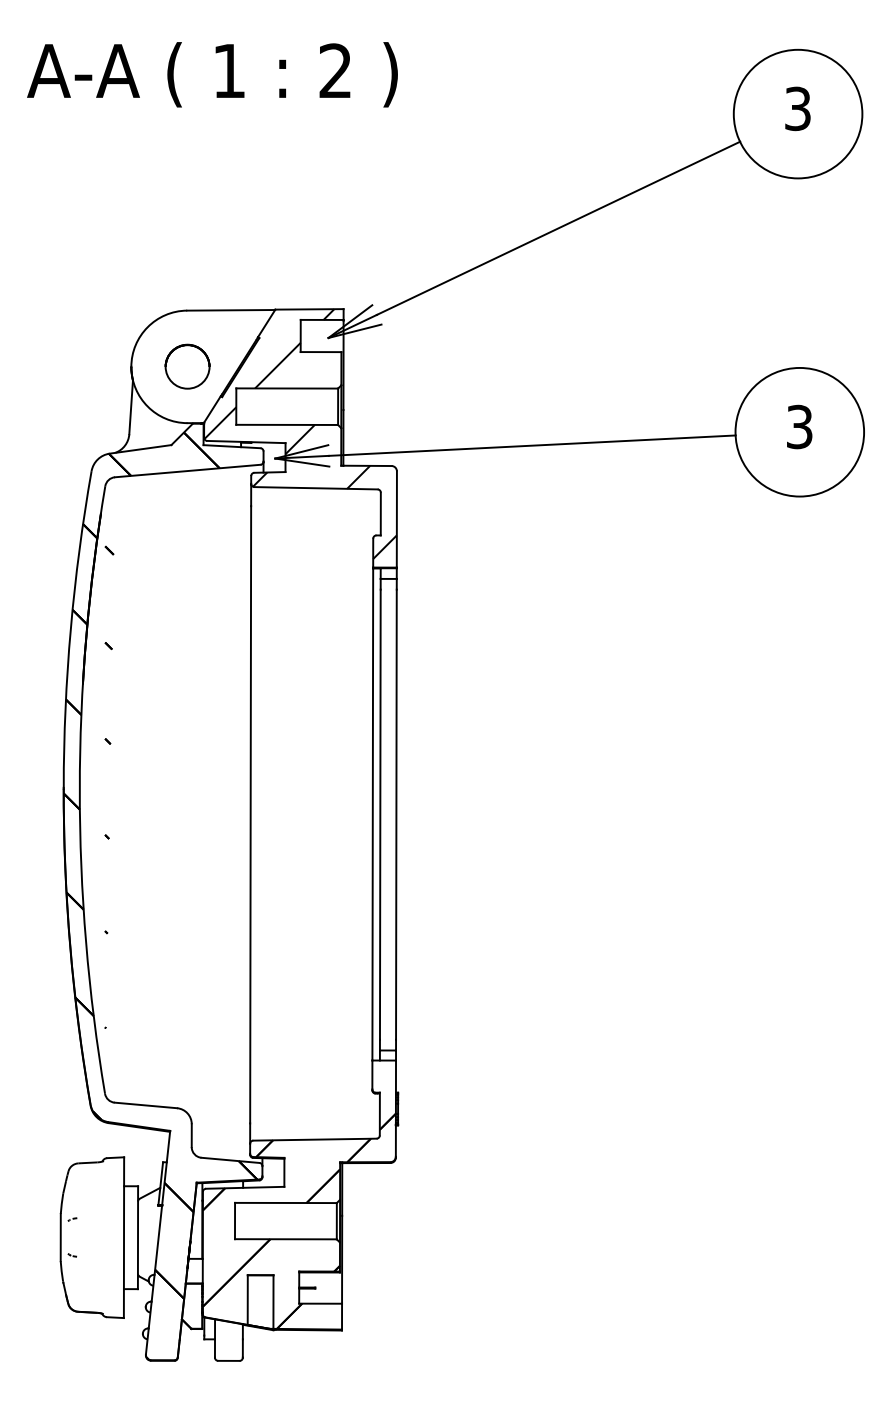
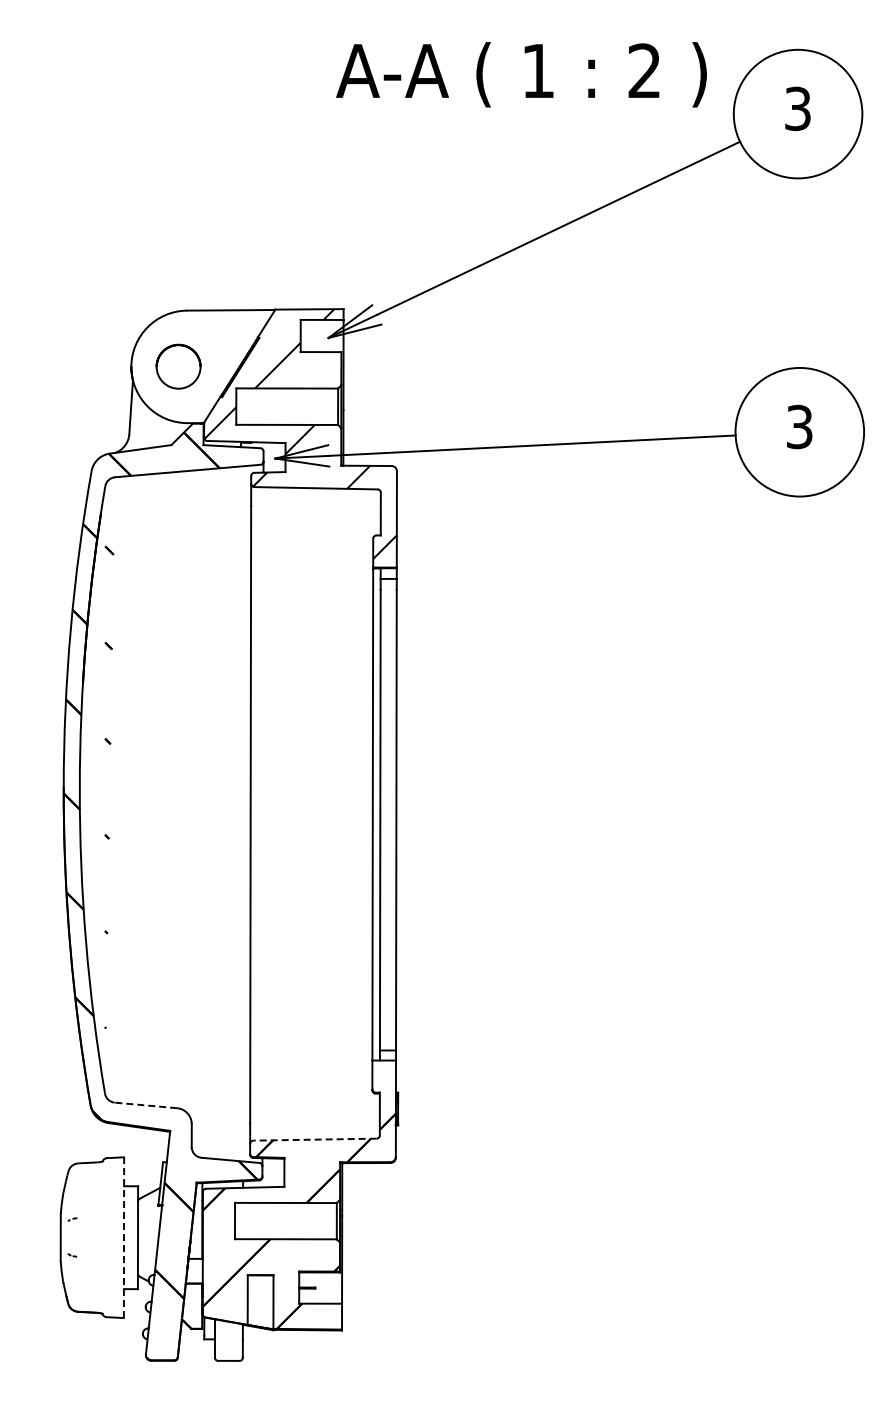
text position: (212, 74) -> (521, 74) (521, 74)
part position: (187, 366) -> (178, 366) (178, 366)
line: solid -> dashed (145, 1105)
line: solid -> dashed (314, 1139)
line: solid -> dashed (124, 1237)
